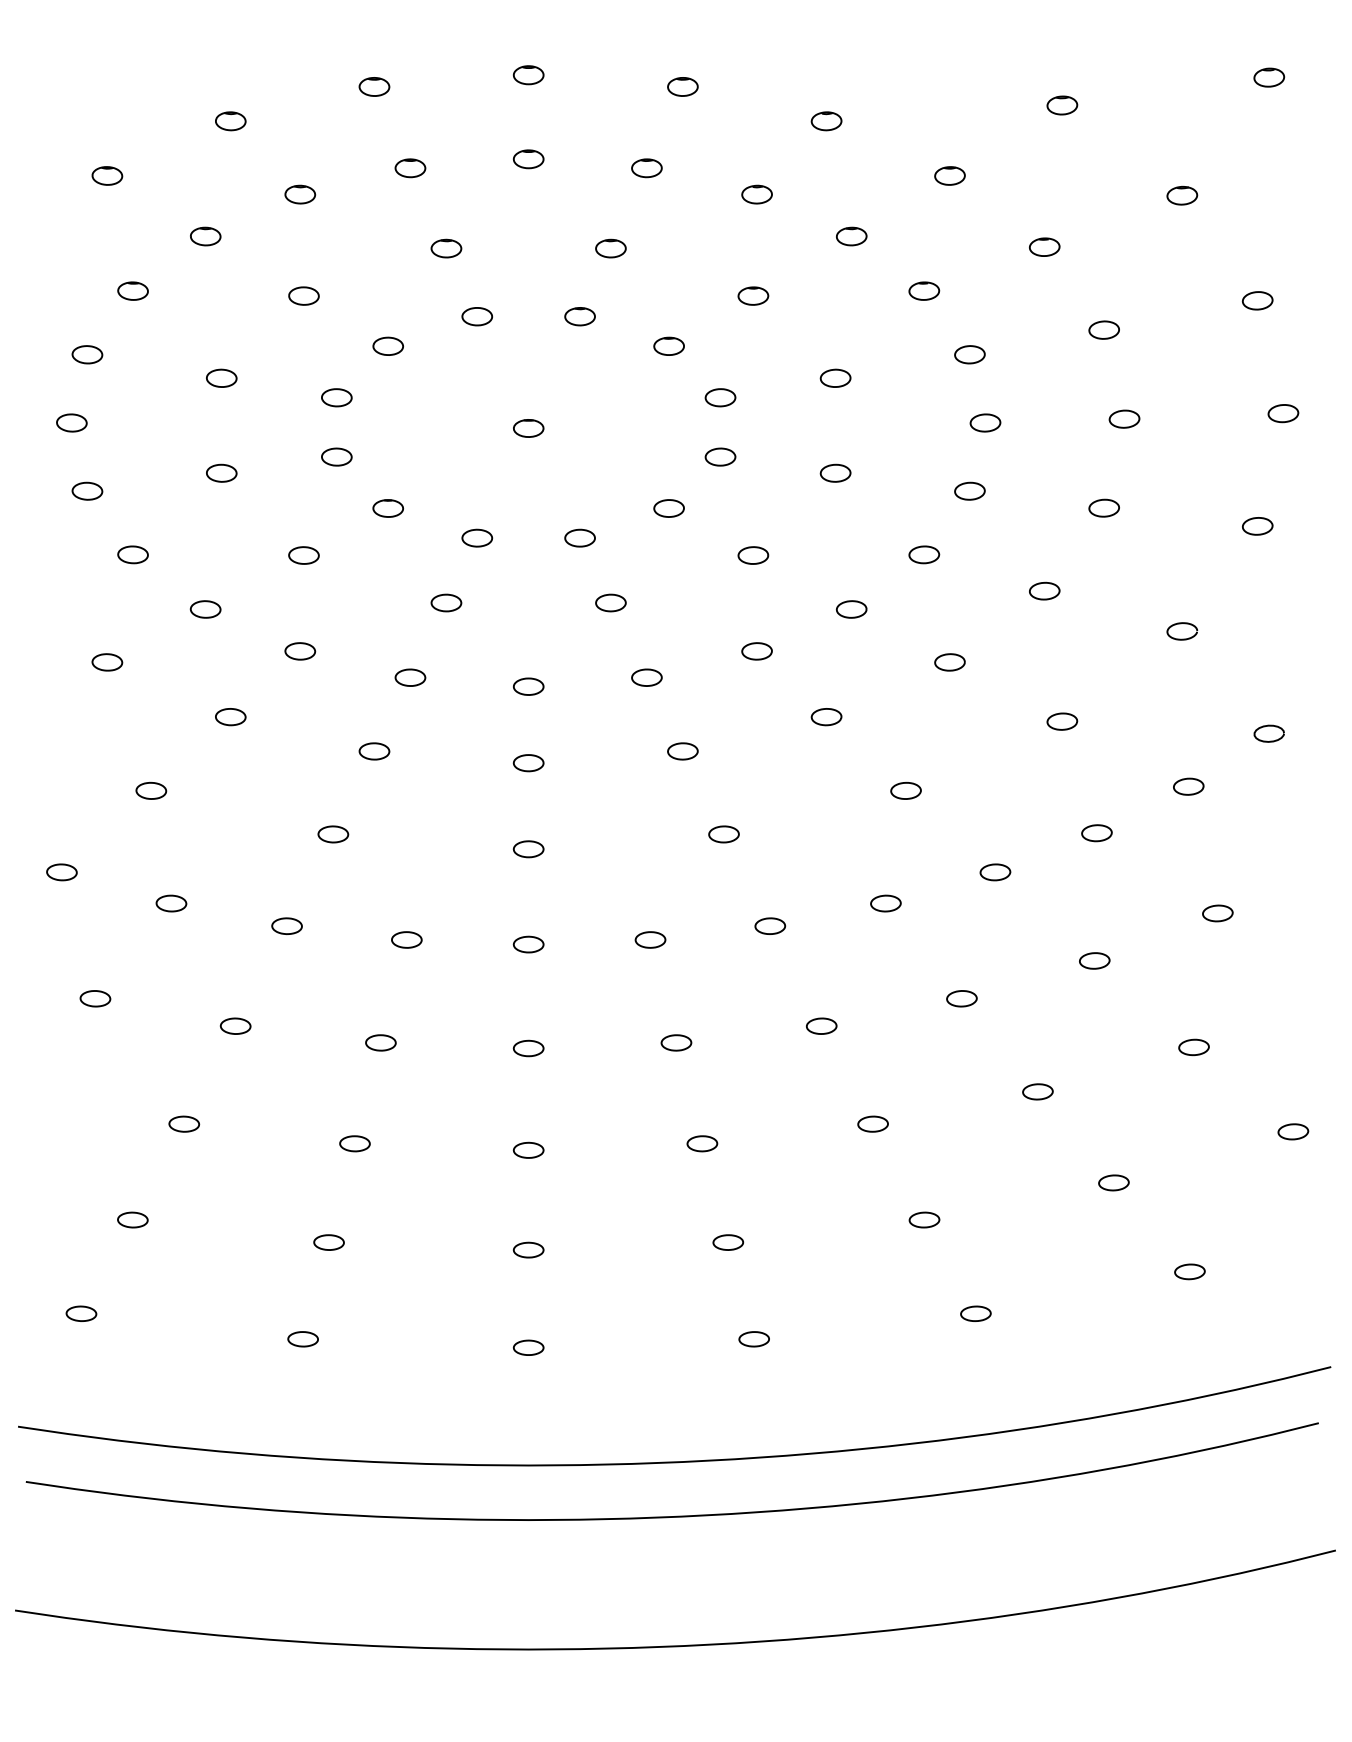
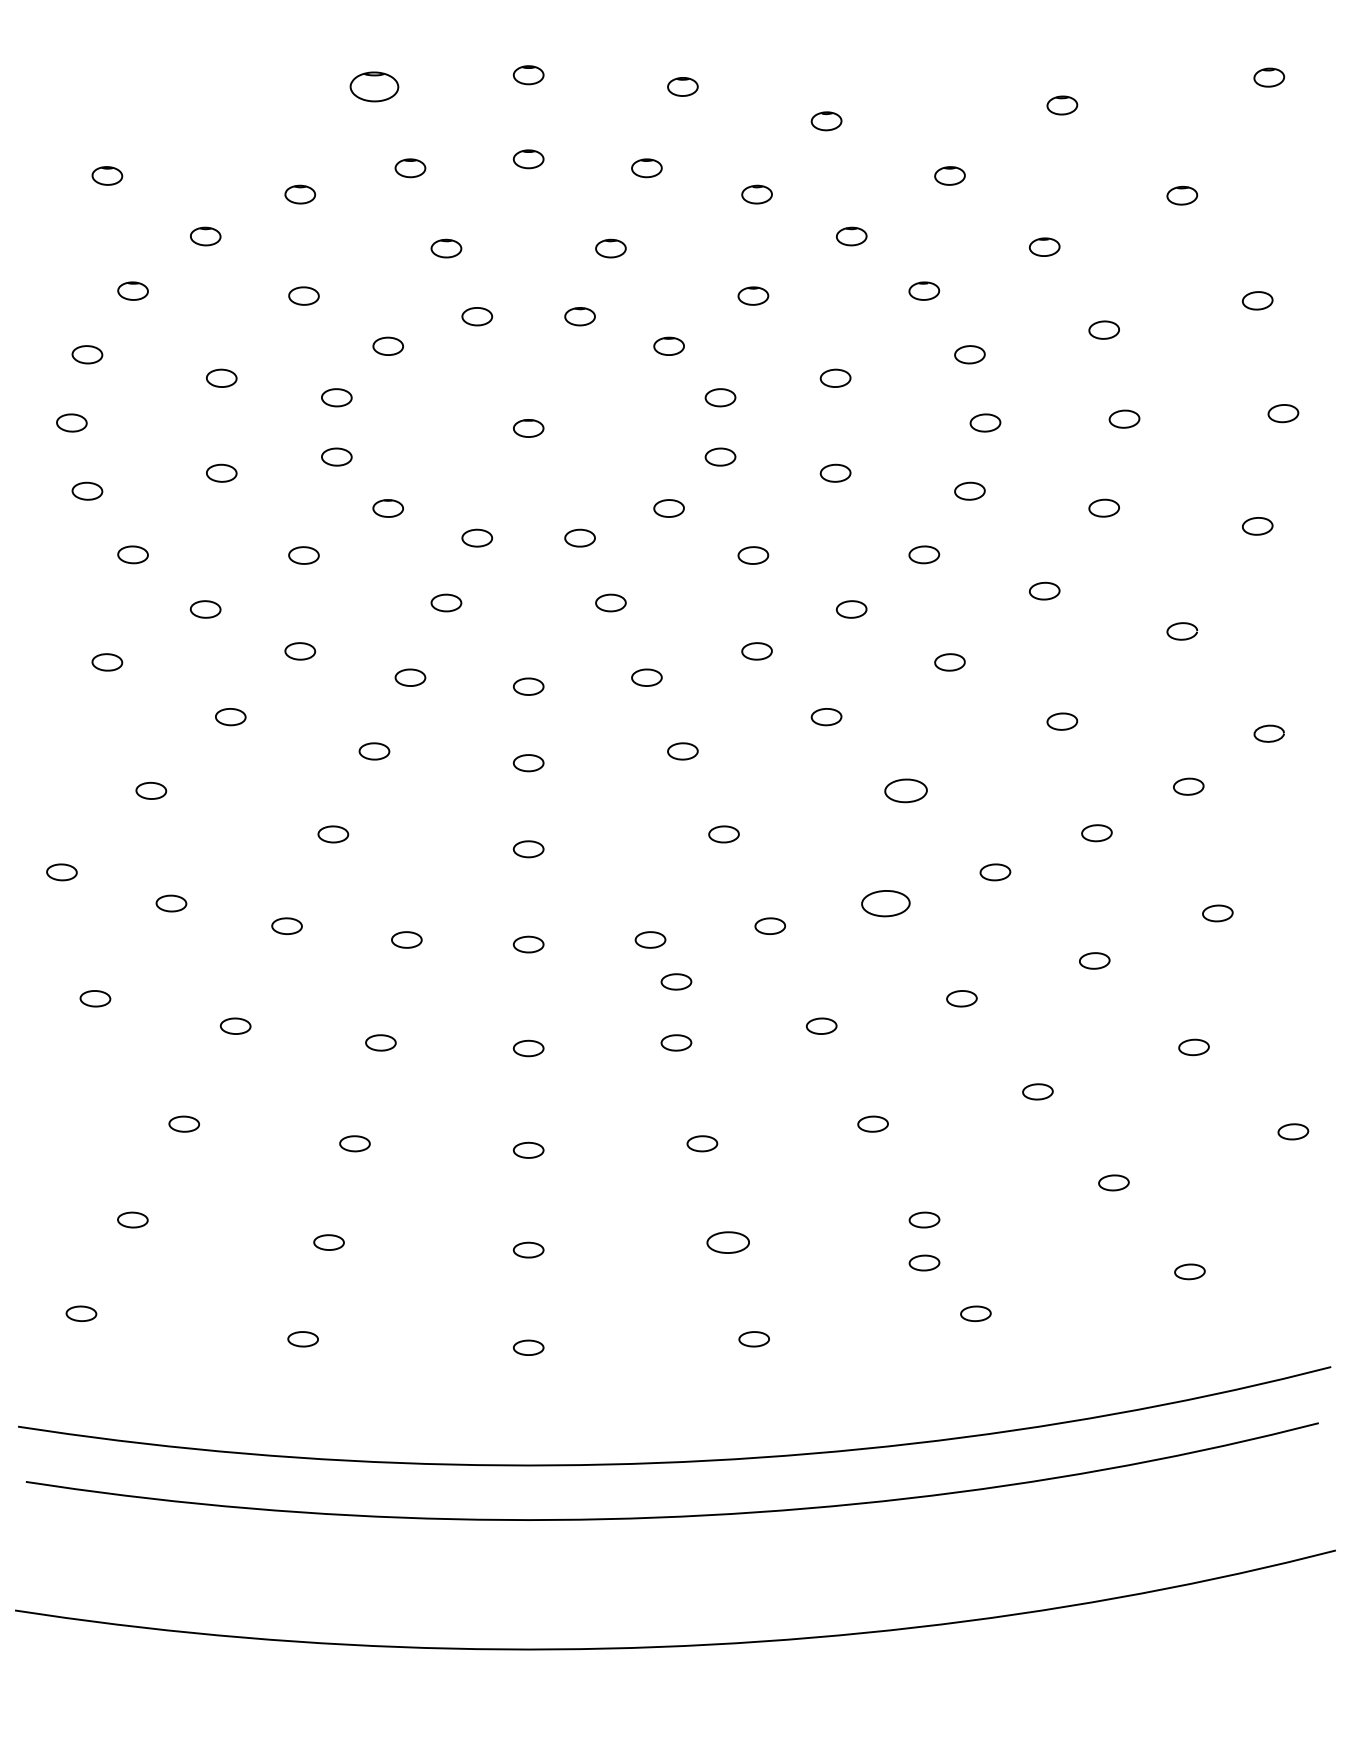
part size: 33x20 px -> 51x32 px (374, 86)
part: present -> none (230, 121)
part size: 32x18 px -> 44x26 px (905, 790)
part size: 32x19 px -> 50x28 px (885, 903)
part: none -> present (676, 981)
part size: 33x17 px -> 44x23 px (727, 1242)
part: none -> present (924, 1262)
